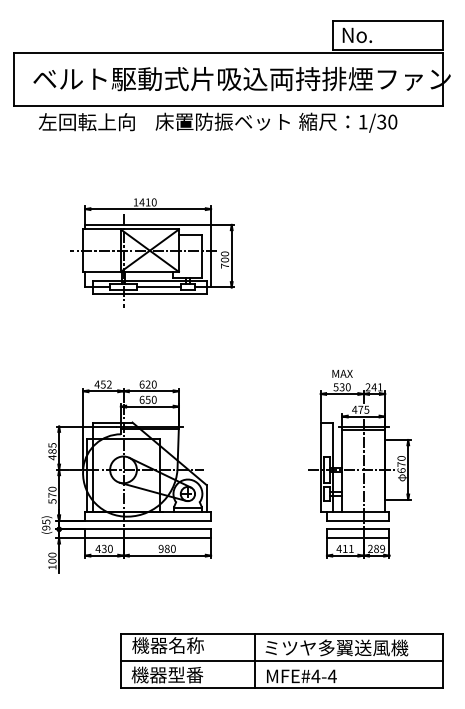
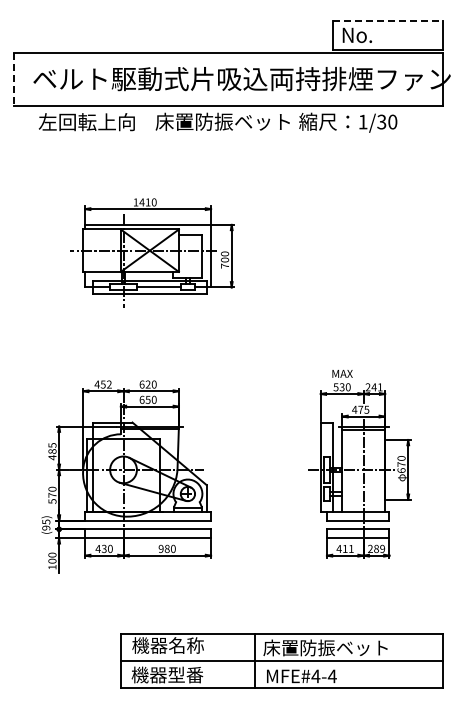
line: solid -> dashed (388, 21)
line: solid -> dashed (14, 79)
text: ミツヤ多翼送風機 -> 床置防振ベット (335, 647)
